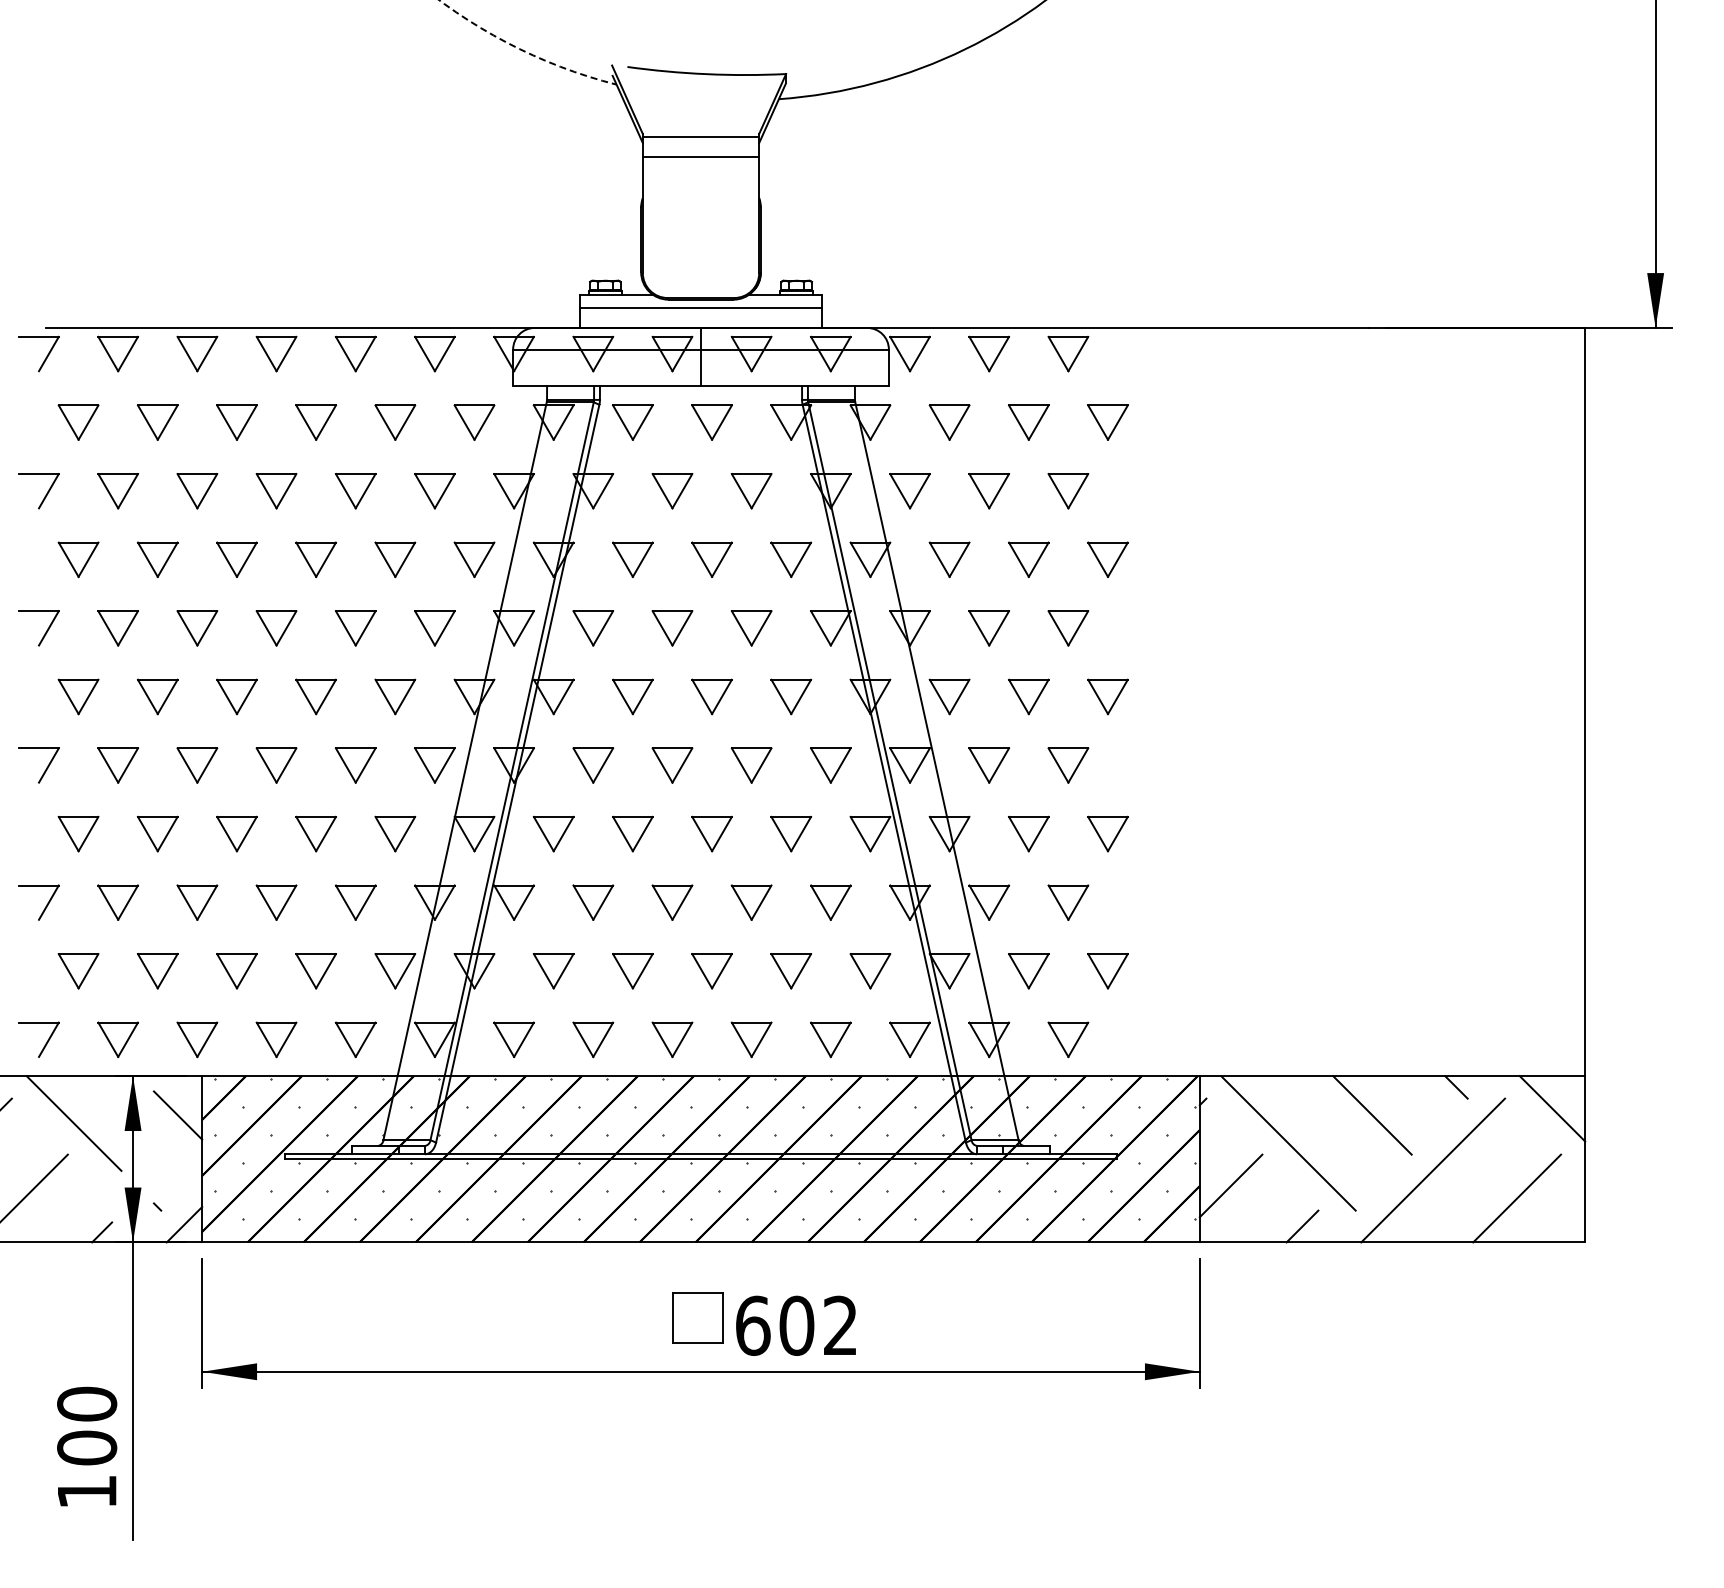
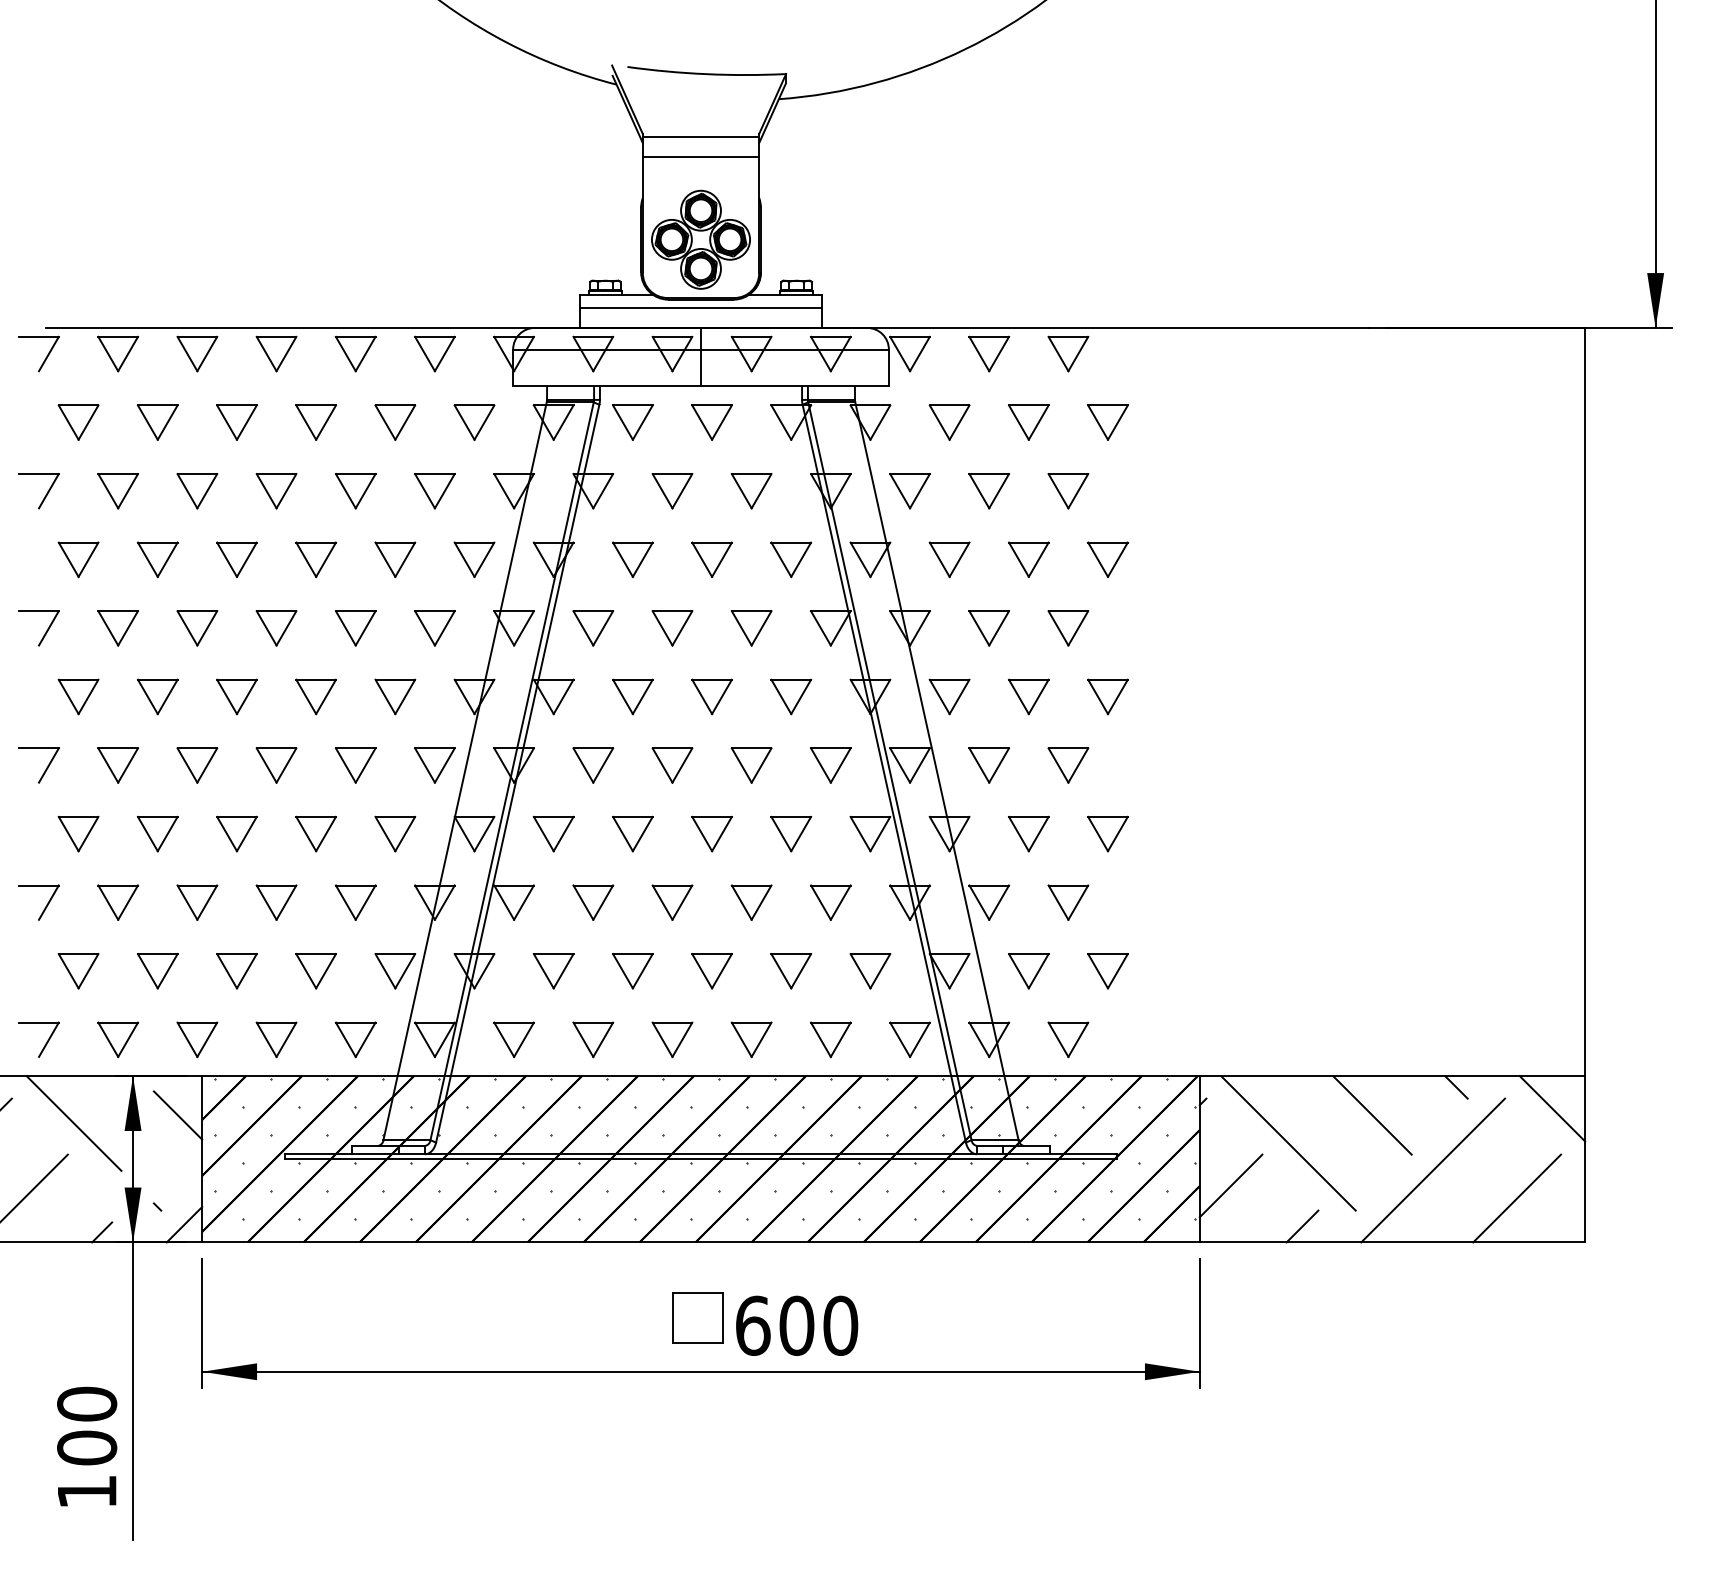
arc: dashed -> solid (523, 50)
part: none -> present (700, 239)
text: 602 -> 600 (840, 1325)
